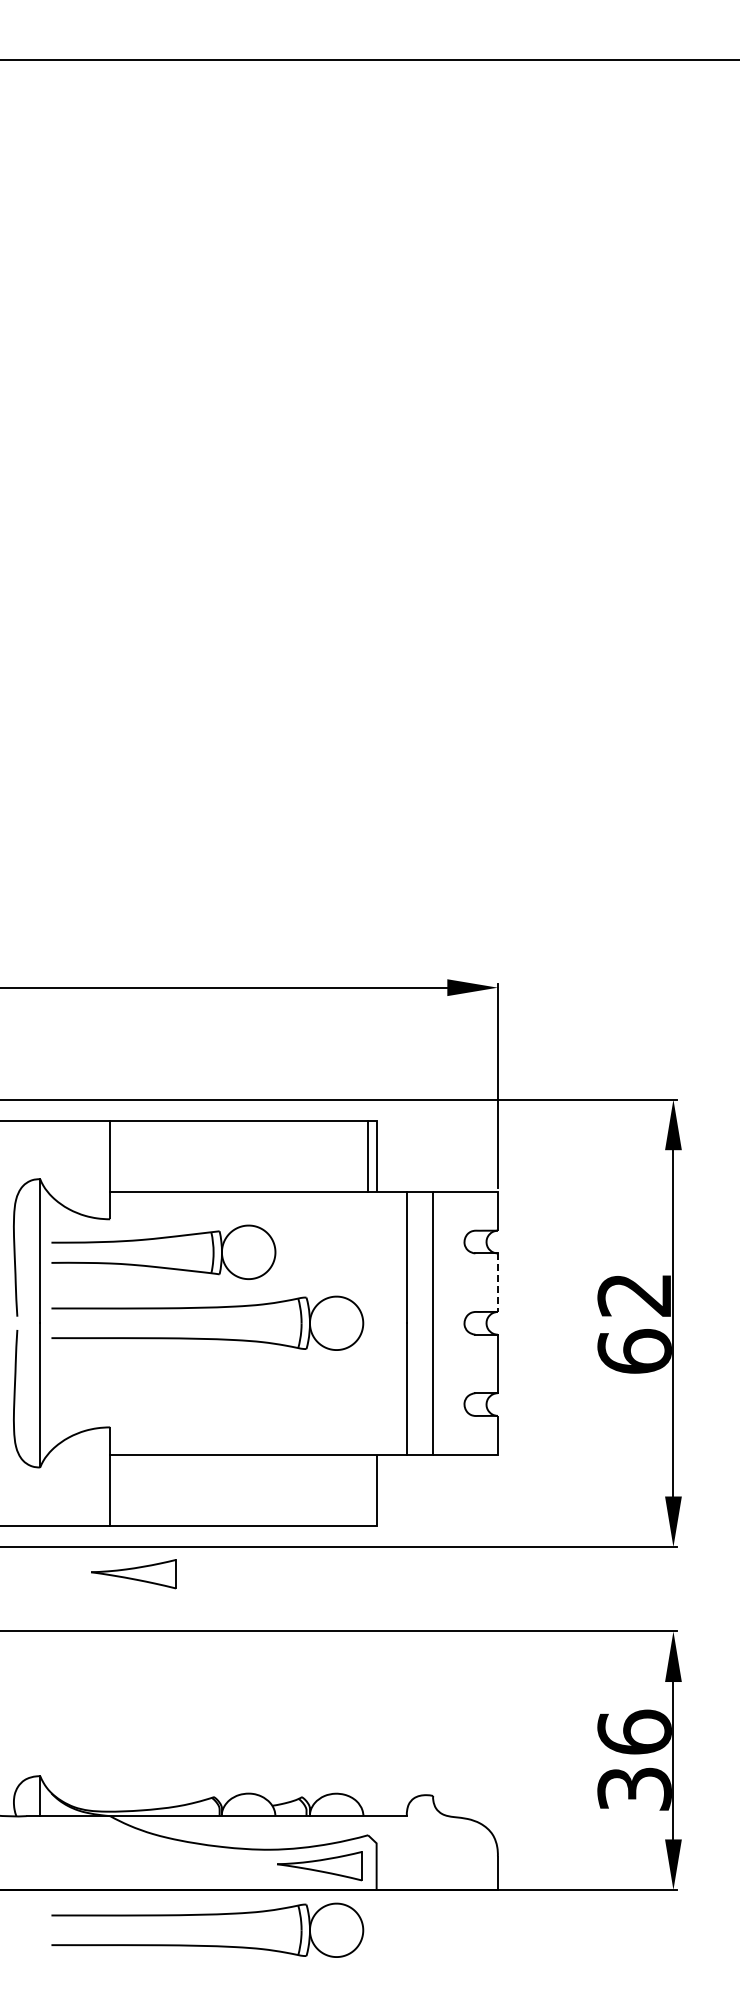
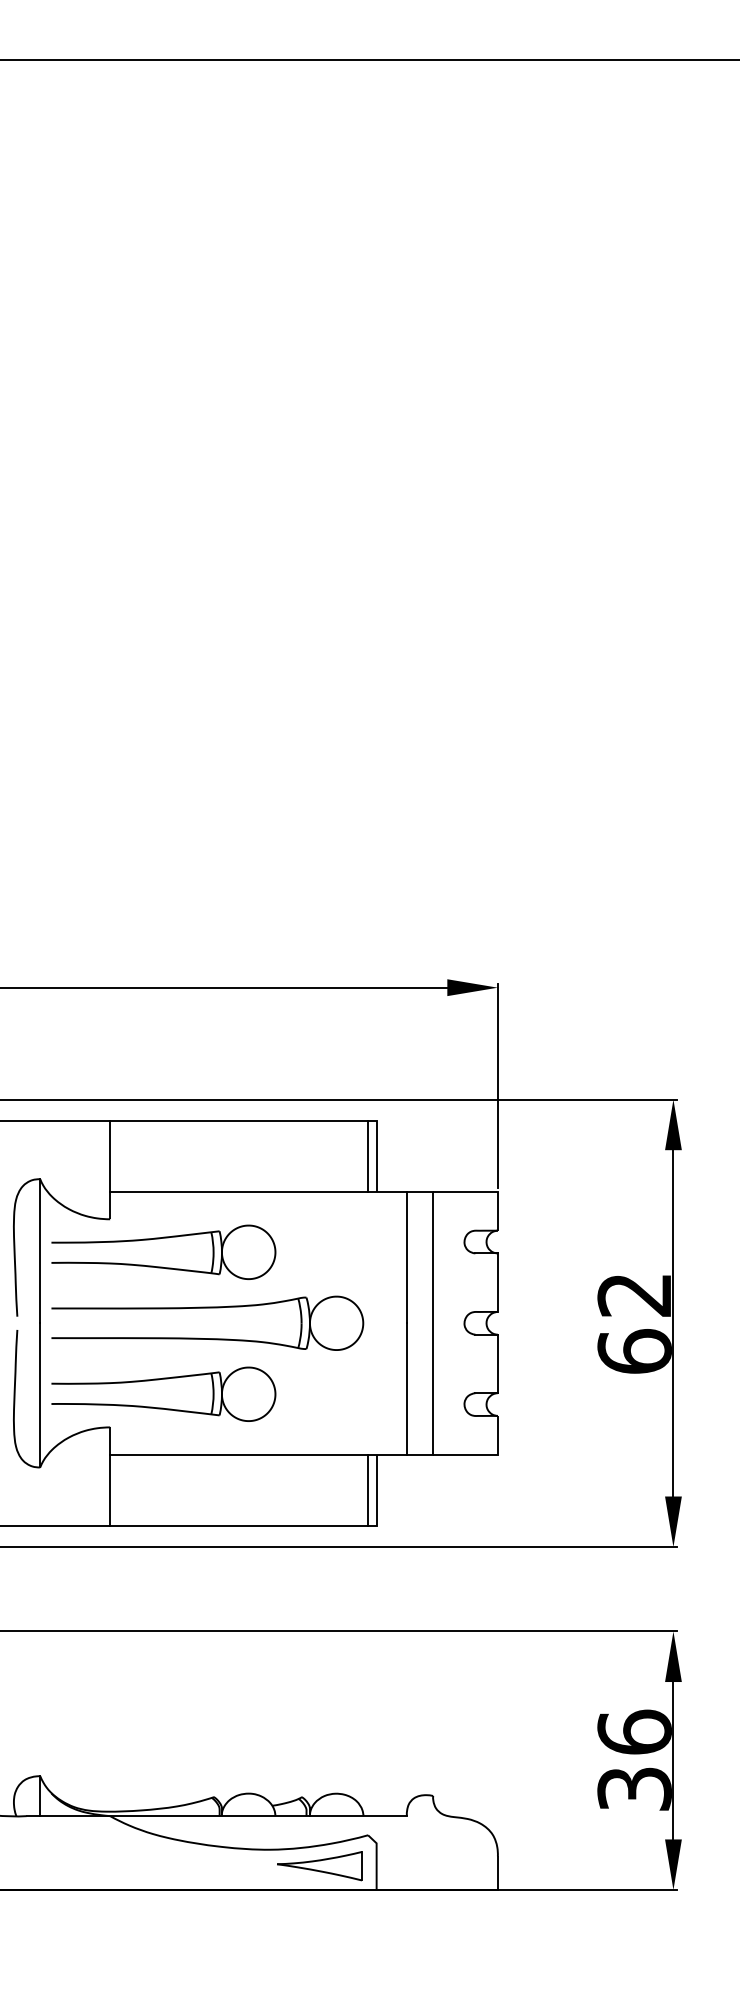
line: dashed -> solid (497, 1283)
part: none -> present (159, 1380)
line: none -> present (368, 1489)
part: present -> none (133, 1574)
part: present -> none (207, 1915)
